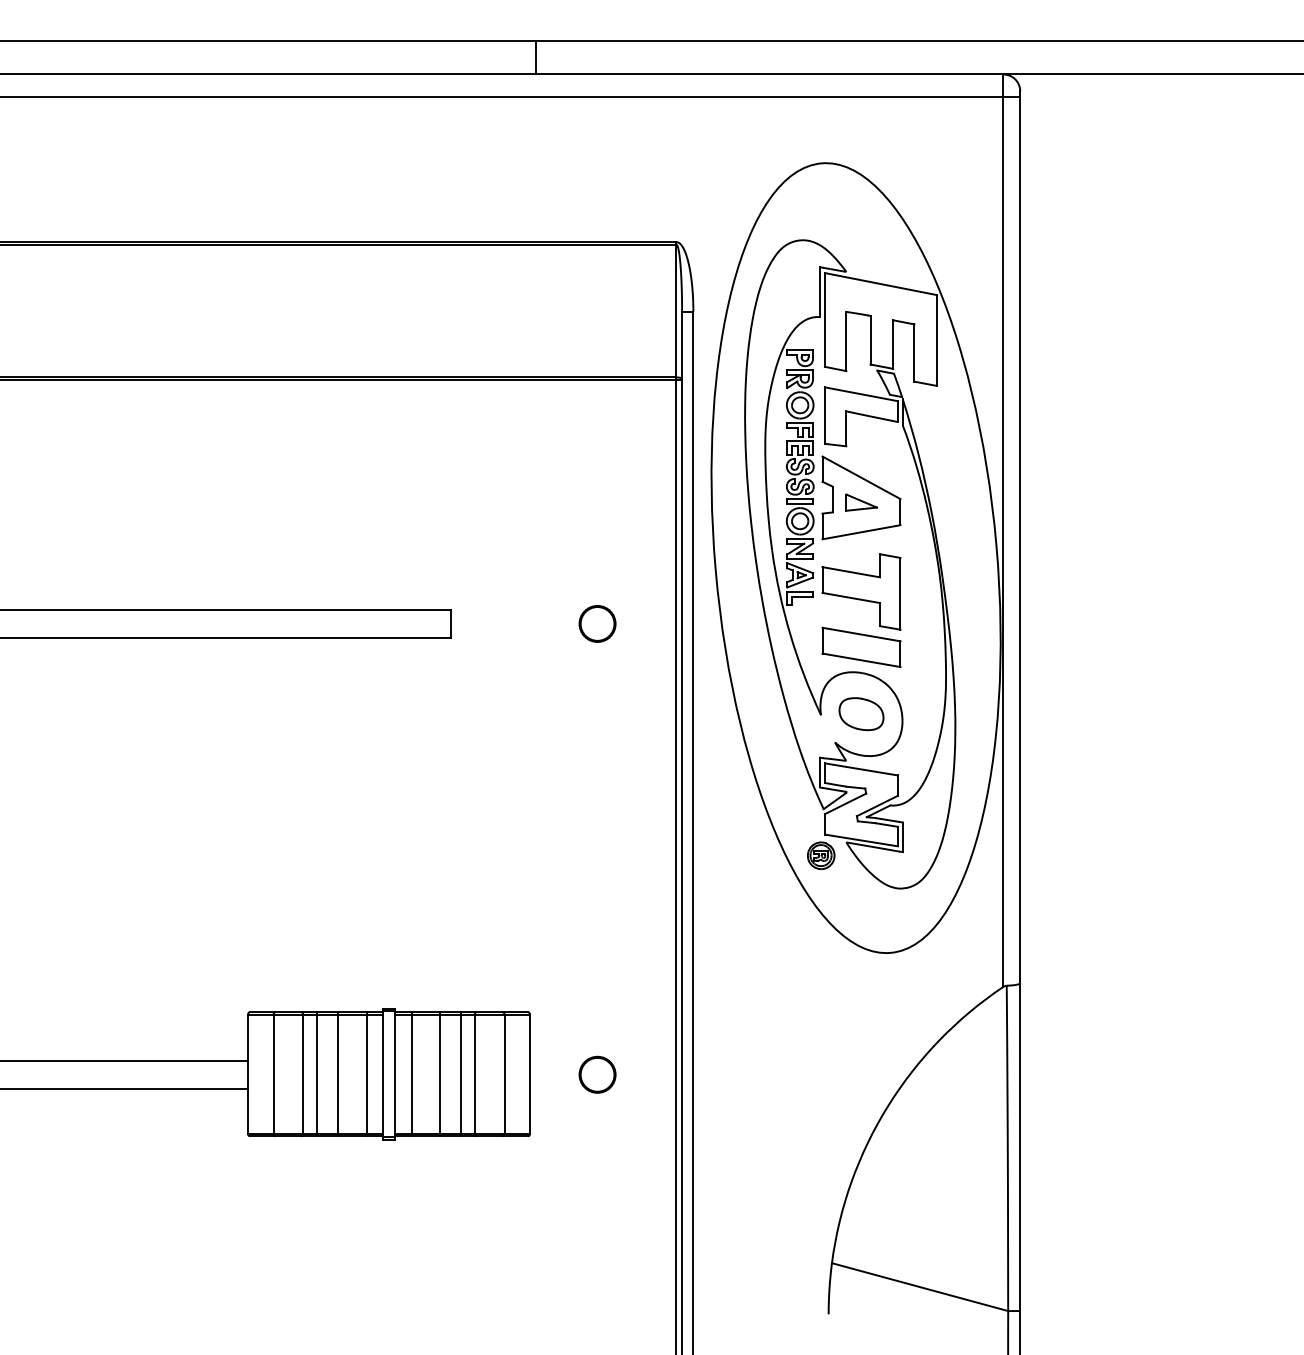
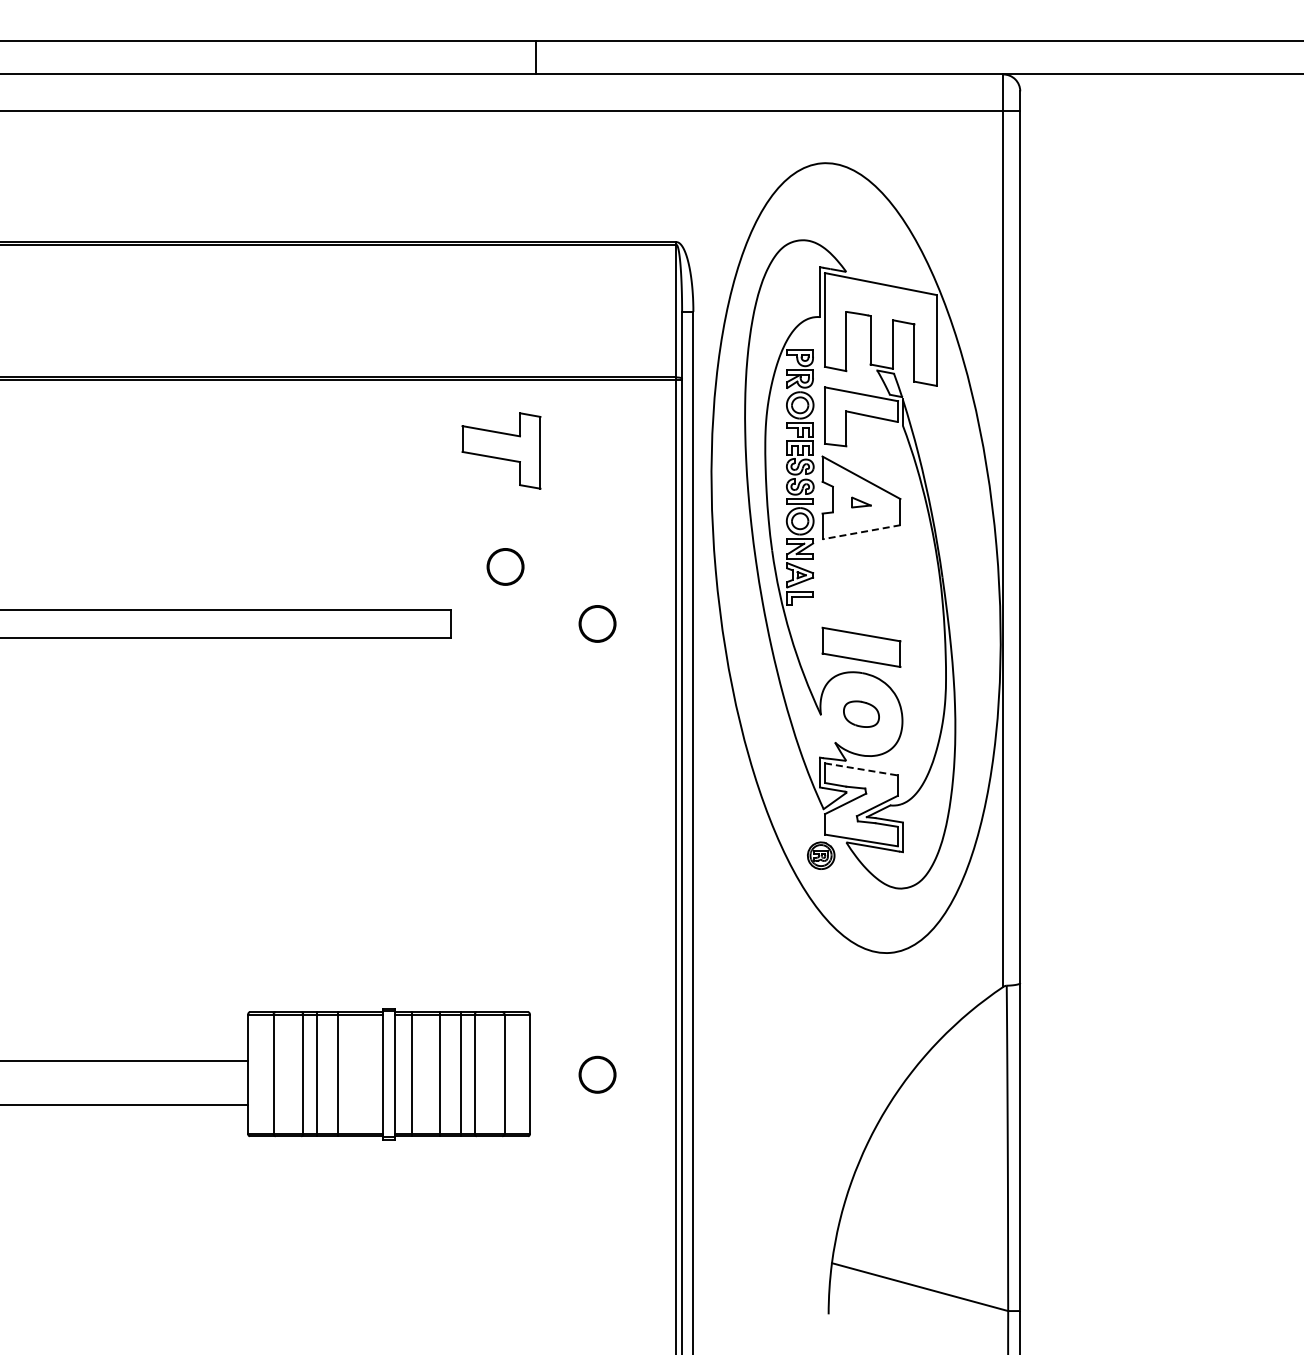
line position: (511, 97) -> (511, 111) (511, 111)
part size: 33x19 px -> 21x13 px (861, 502)
line: solid -> dashed (861, 532)
circle: none -> present (505, 566)
part position: (861, 591) -> (501, 450) (501, 450)
part size: 47x35 px -> 37x28 px (861, 713)
line: solid -> dashed (861, 769)
line: present -> none (366, 1074)
line position: (125, 1088) -> (125, 1104) (125, 1104)
